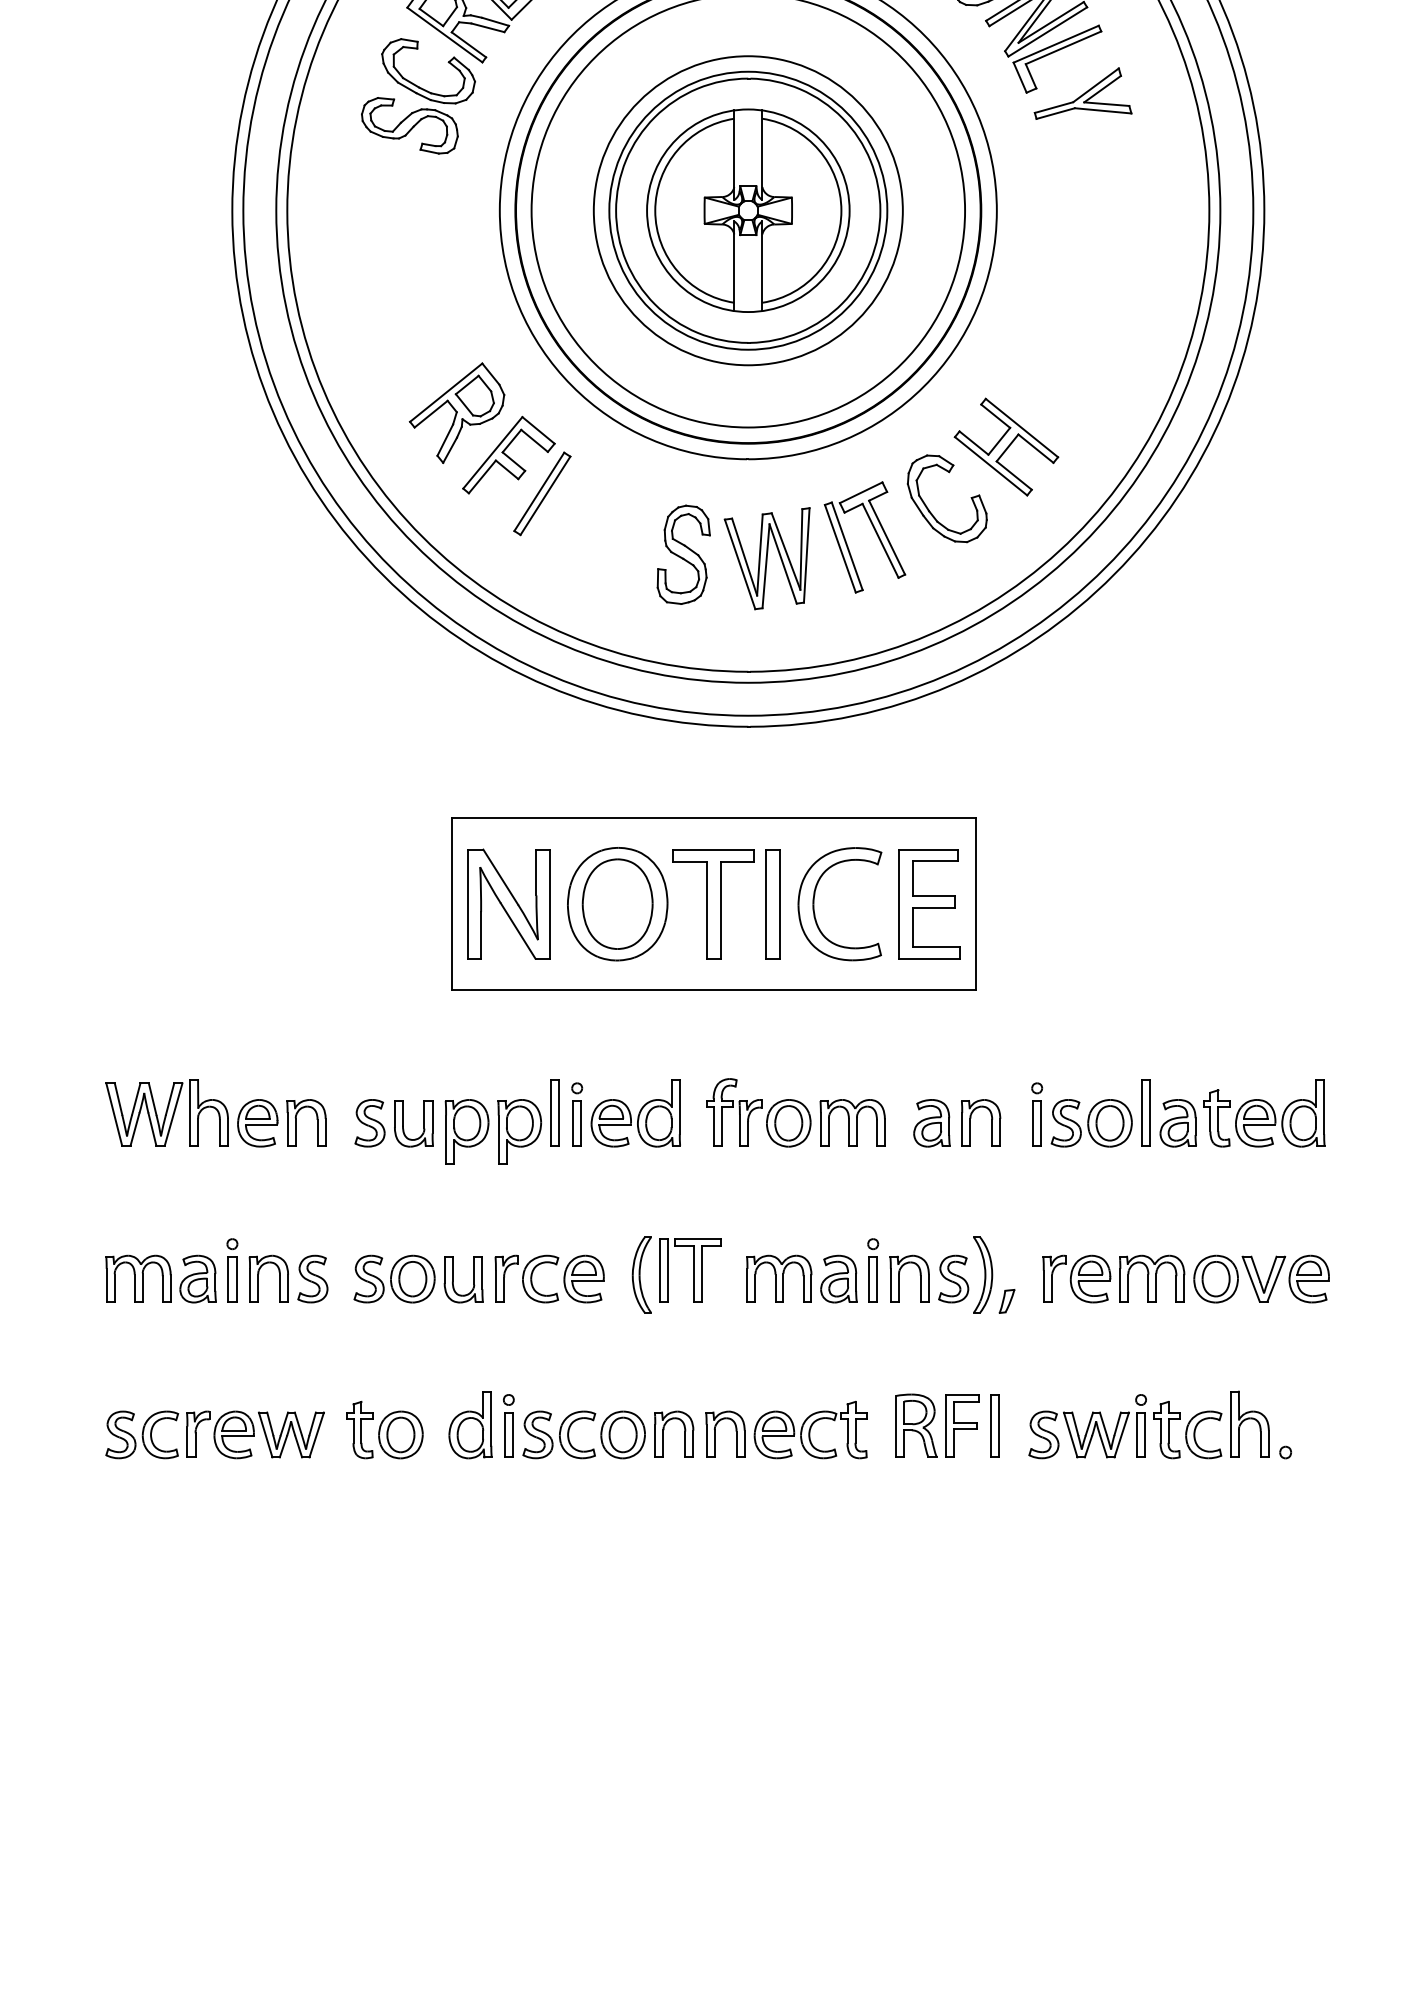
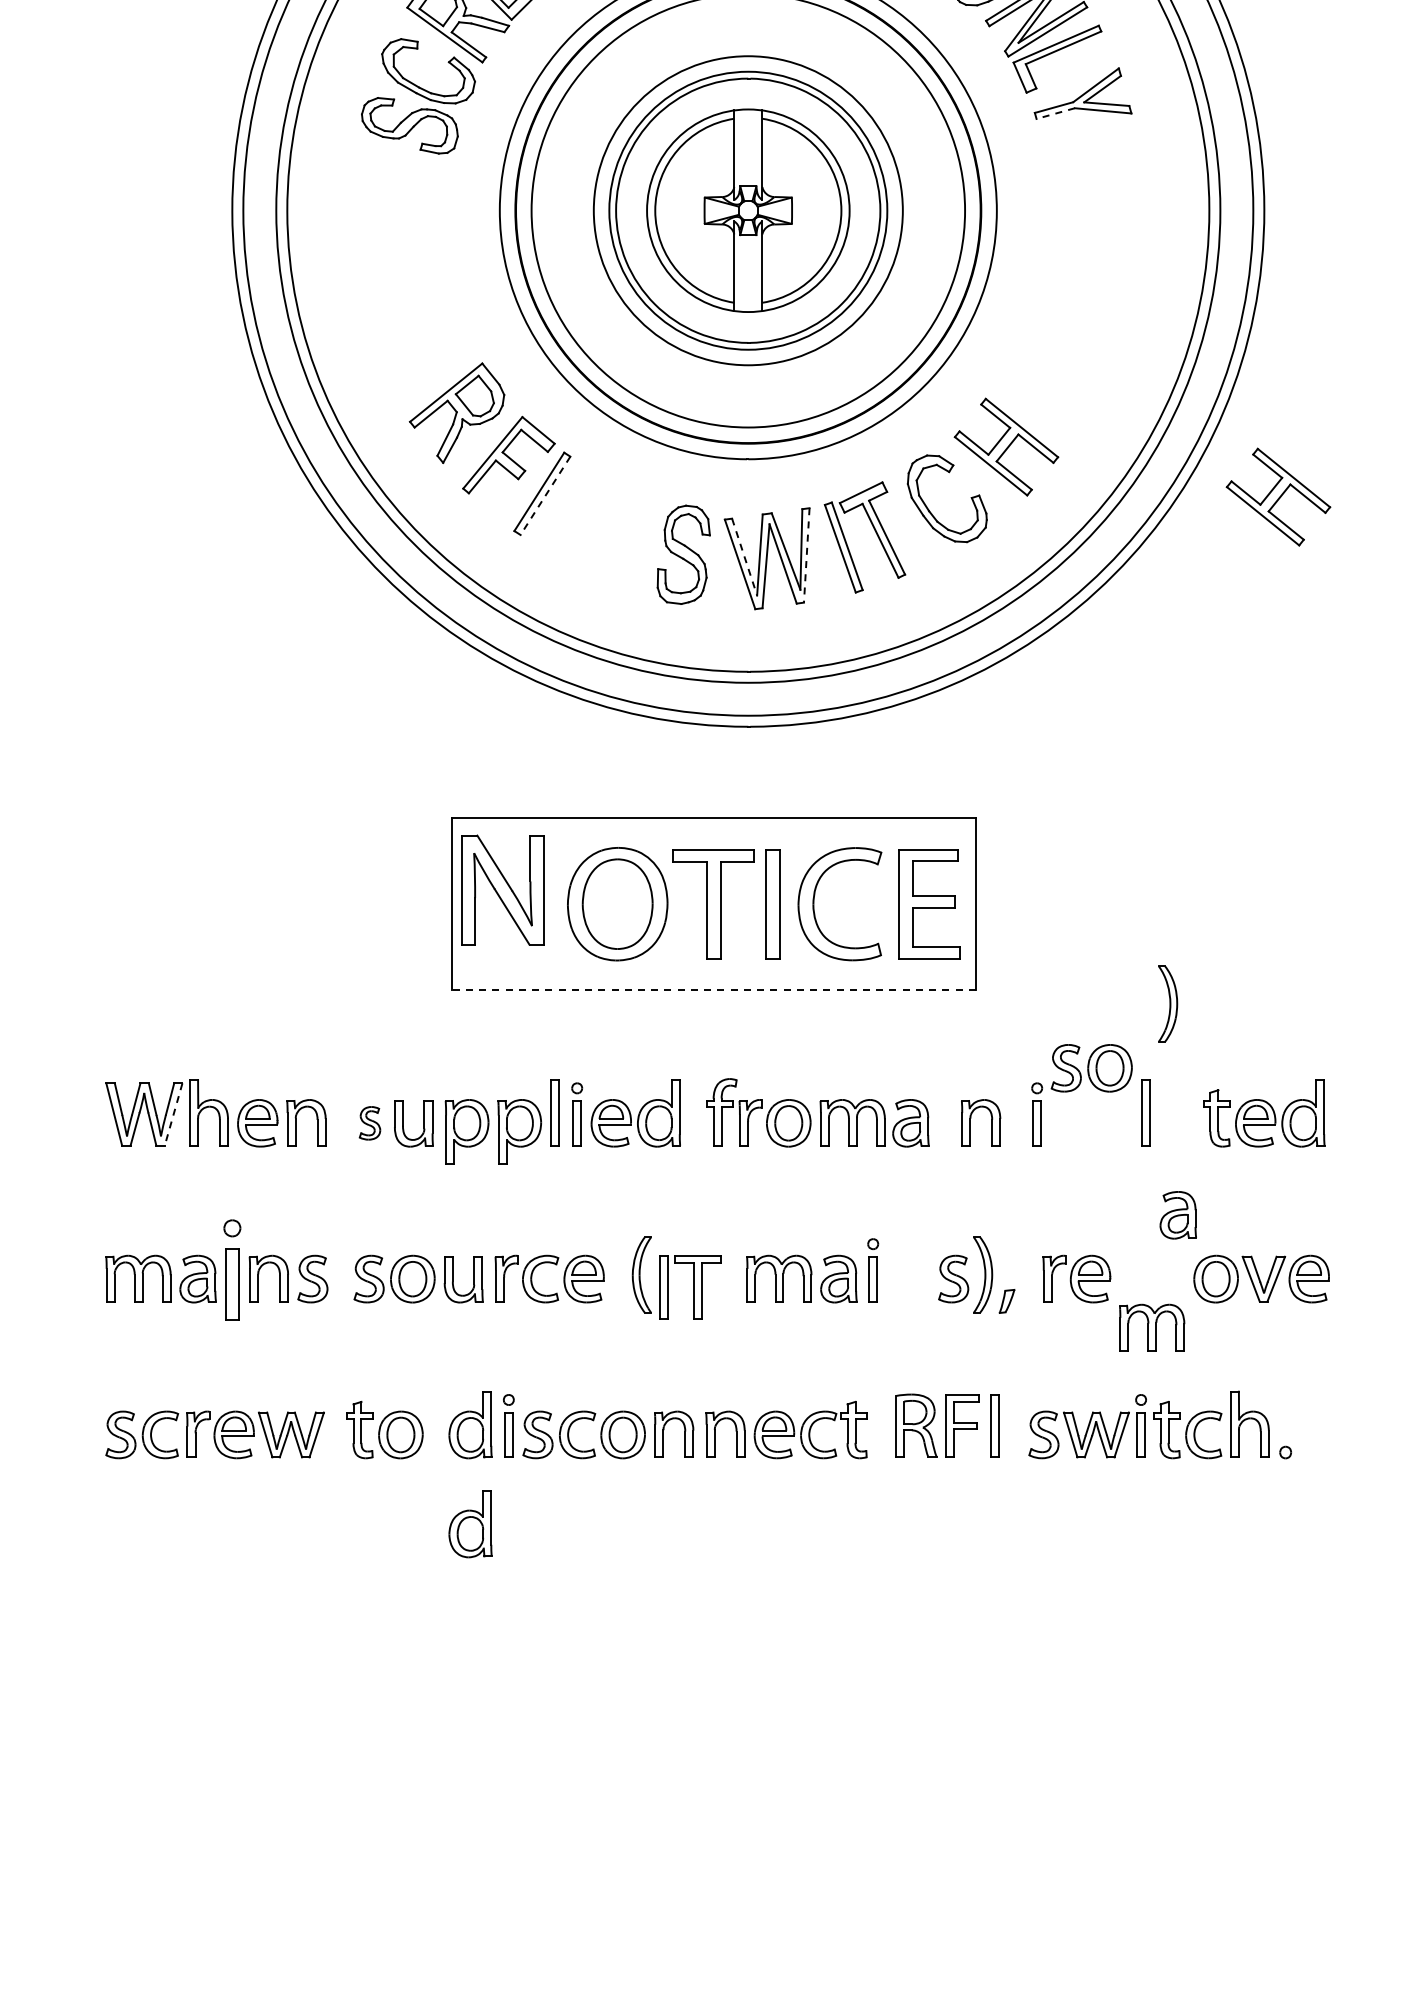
line: solid -> dashed (1055, 113)
line: solid -> dashed (545, 496)
part: none -> present (1278, 496)
line: solid -> dashed (806, 555)
line: solid -> dashed (744, 557)
part position: (508, 903) -> (502, 889) (502, 889)
line: solid -> dashed (714, 989)
part: none -> present (1168, 1003)
line: solid -> dashed (173, 1115)
part size: 32x49 px -> 24x35 px (369, 1123)
part position: (931, 1123) -> (910, 1123) (910, 1123)
part position: (1091, 1123) -> (1091, 1068) (1091, 1068)
part position: (1177, 1123) -> (1177, 1215) (1177, 1215)
part size: 13x65 px -> 19x102 px (232, 1269)
part position: (690, 1270) -> (690, 1287) (690, 1287)
part: present -> none (899, 1278)
part position: (1152, 1278) -> (1152, 1327) (1152, 1327)
part: none -> present (470, 1524)
